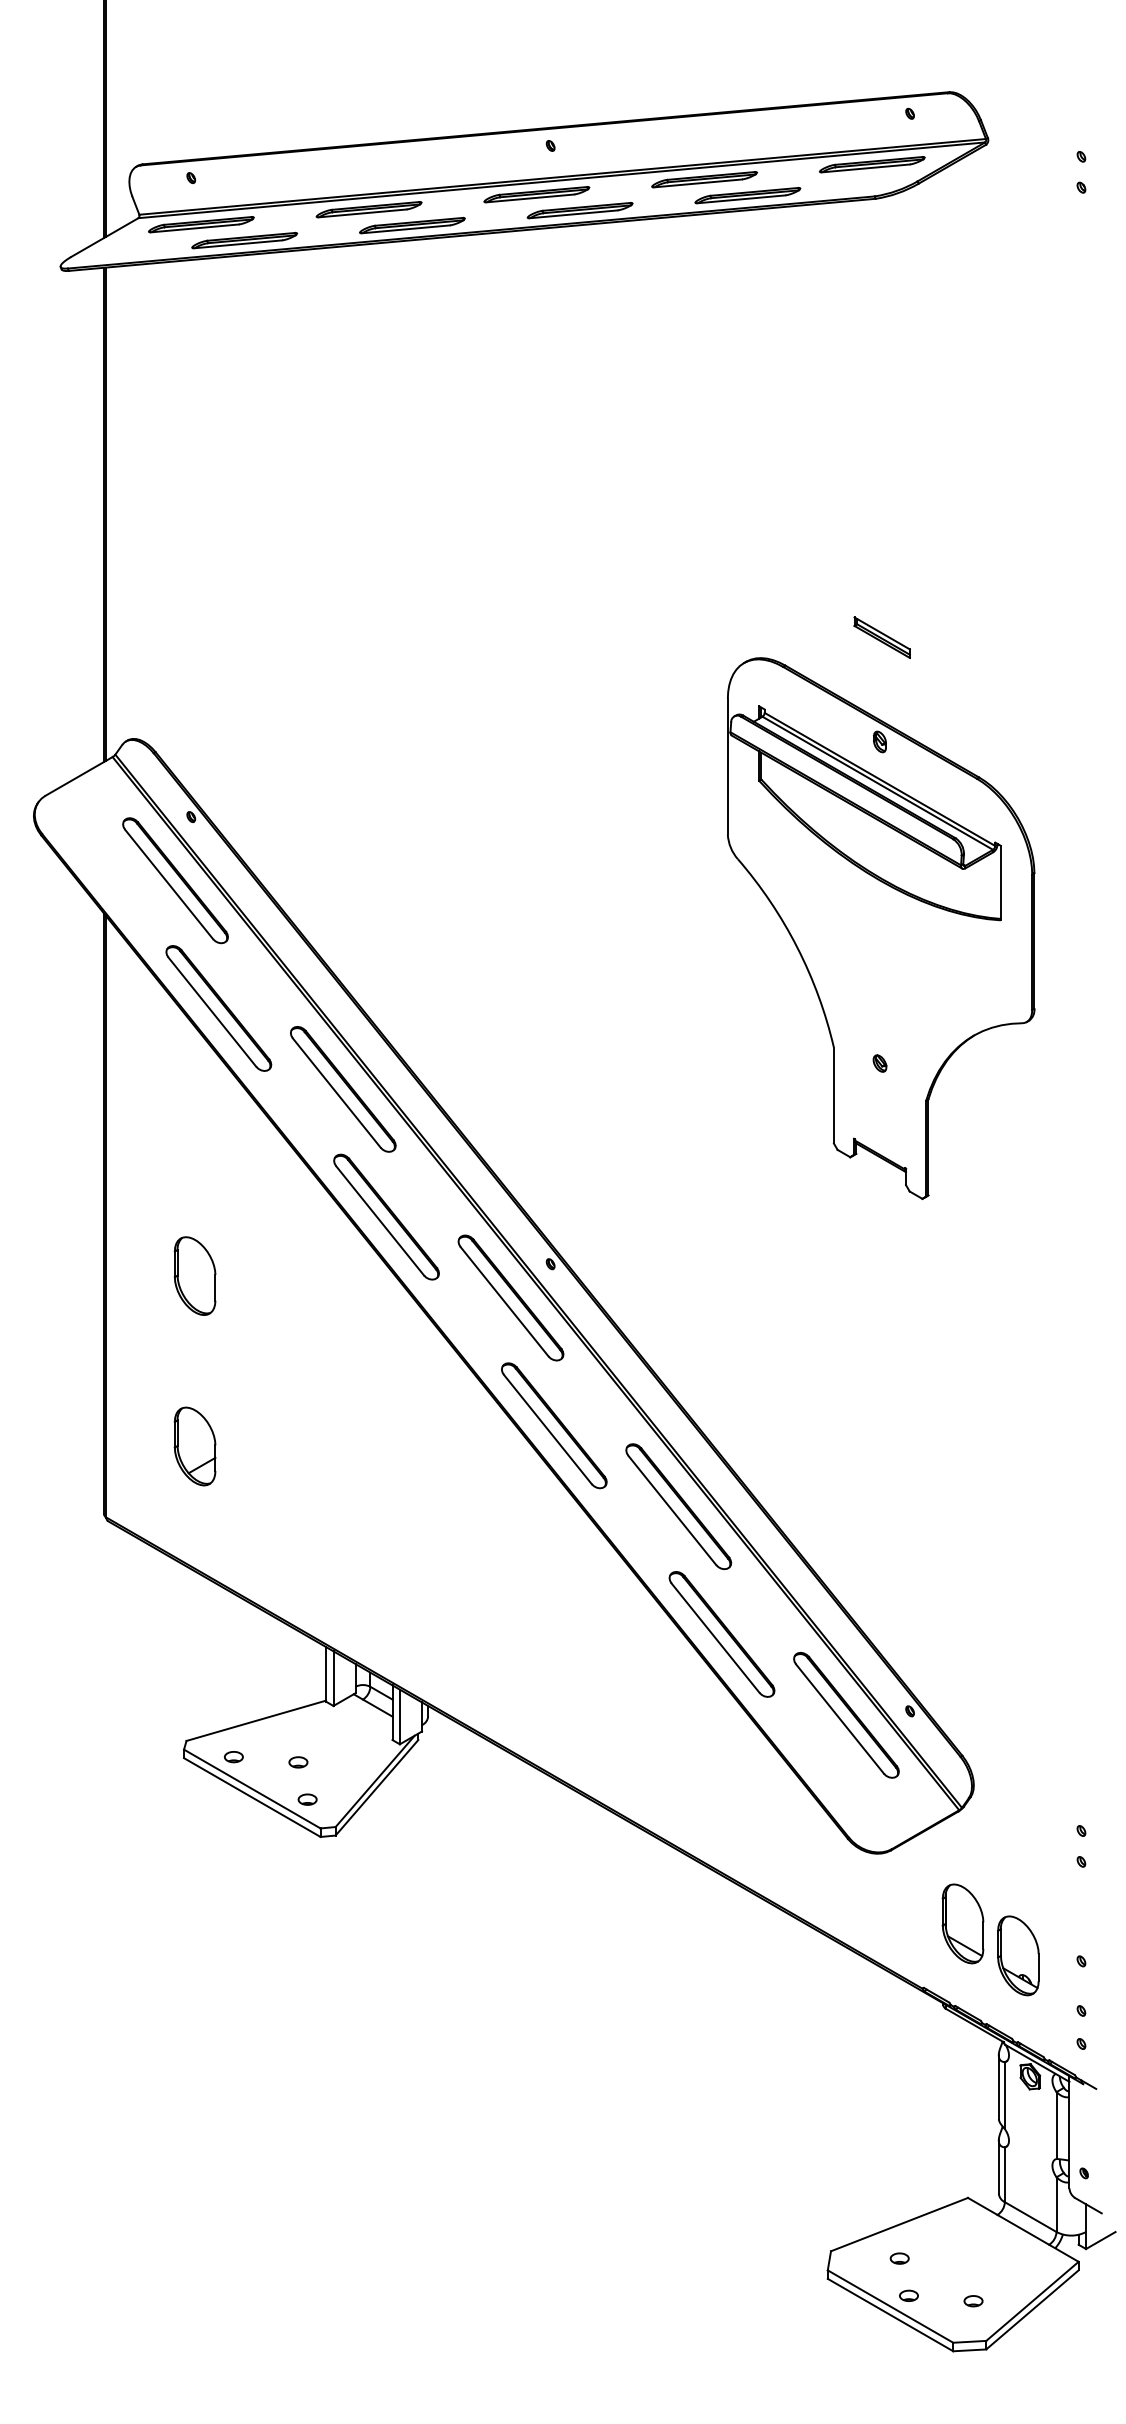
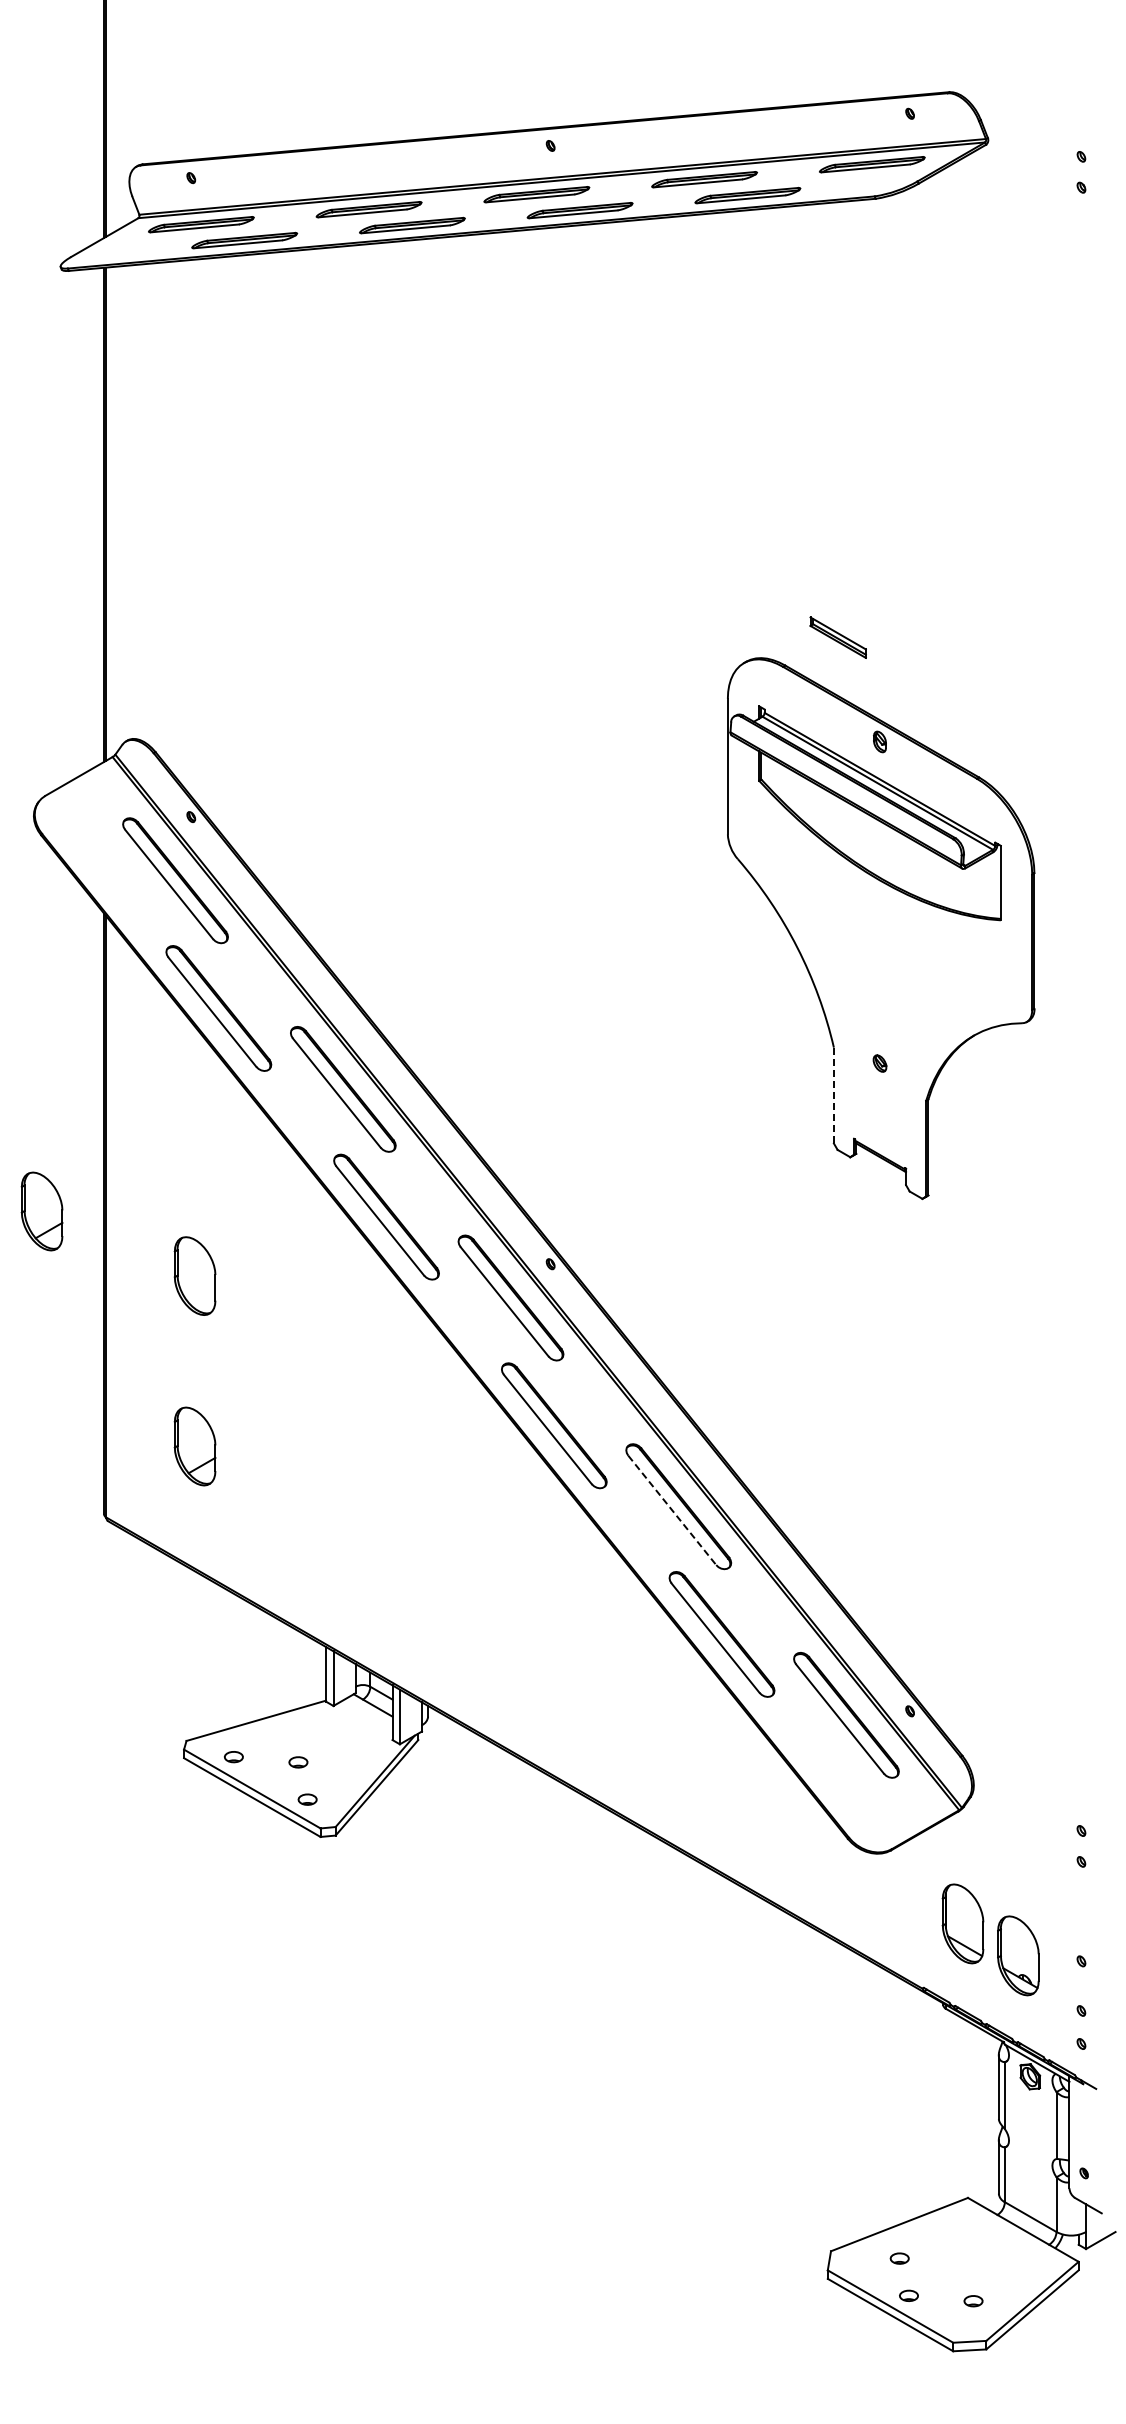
part position: (881, 637) -> (837, 637) (837, 637)
line: solid -> dashed (833, 1095)
part: none -> present (41, 1211)
line: solid -> dashed (672, 1510)
